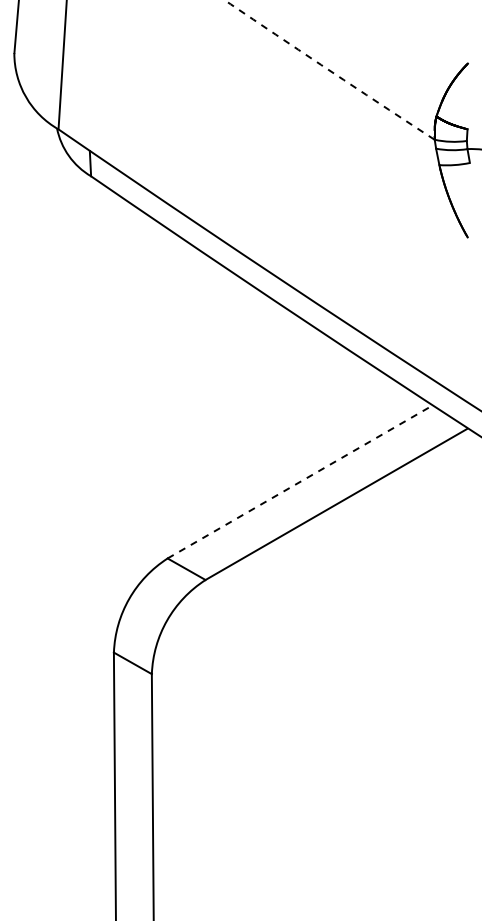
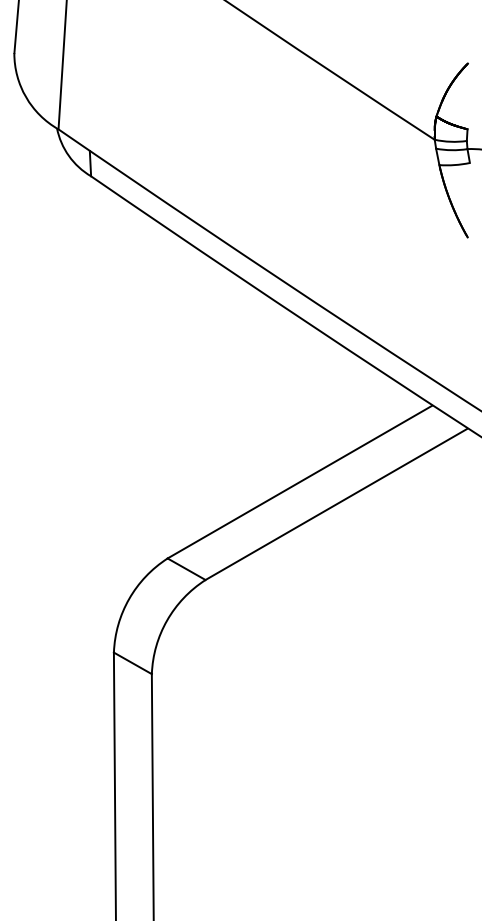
arc: dashed -> solid (329, 70)
line: dashed -> solid (299, 482)
